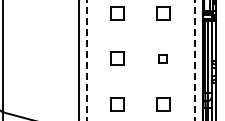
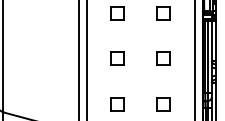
part size: 10x10 px -> 15x15 px (163, 58)
line: dashed -> solid (86, 60)
line: dashed -> solid (195, 60)
